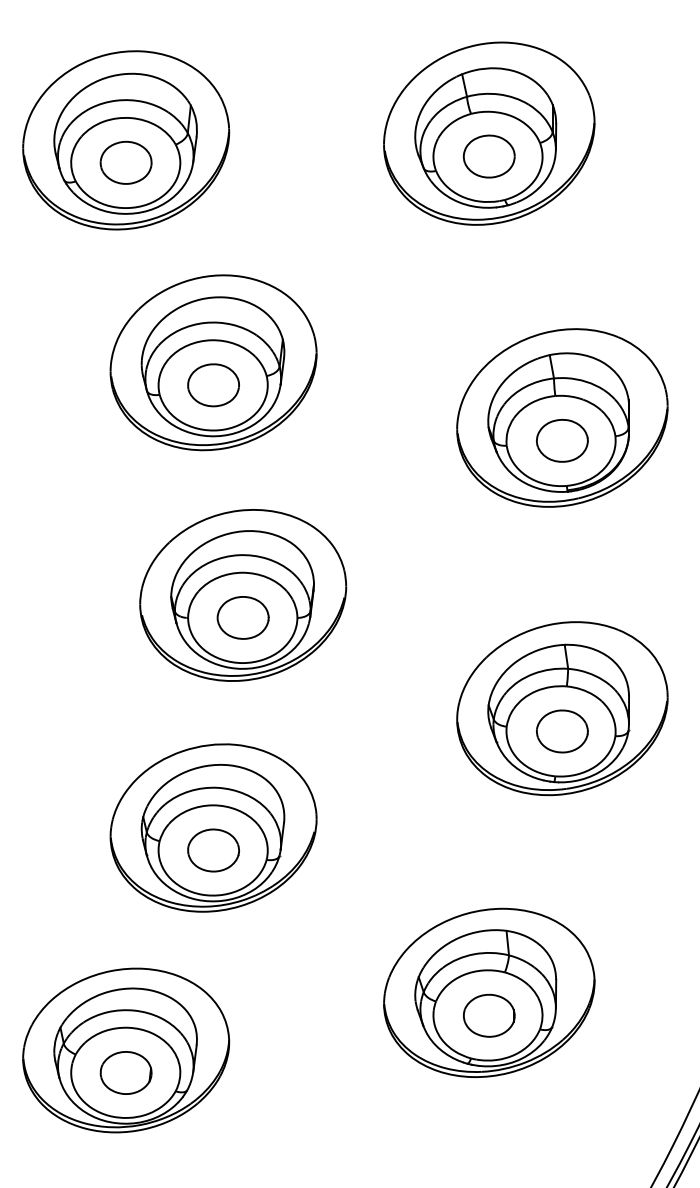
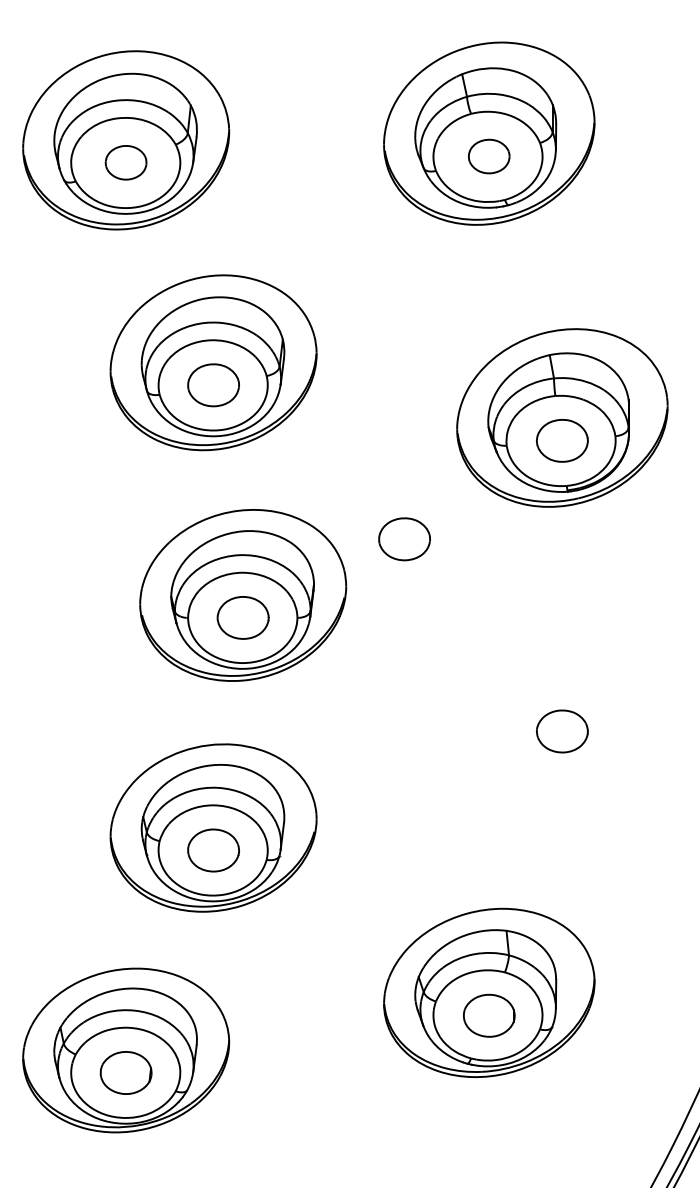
part size: 54x45 px -> 43x37 px (489, 156)
part size: 54x45 px -> 44x36 px (125, 162)
part: none -> present (404, 539)
part: present -> none (562, 708)
